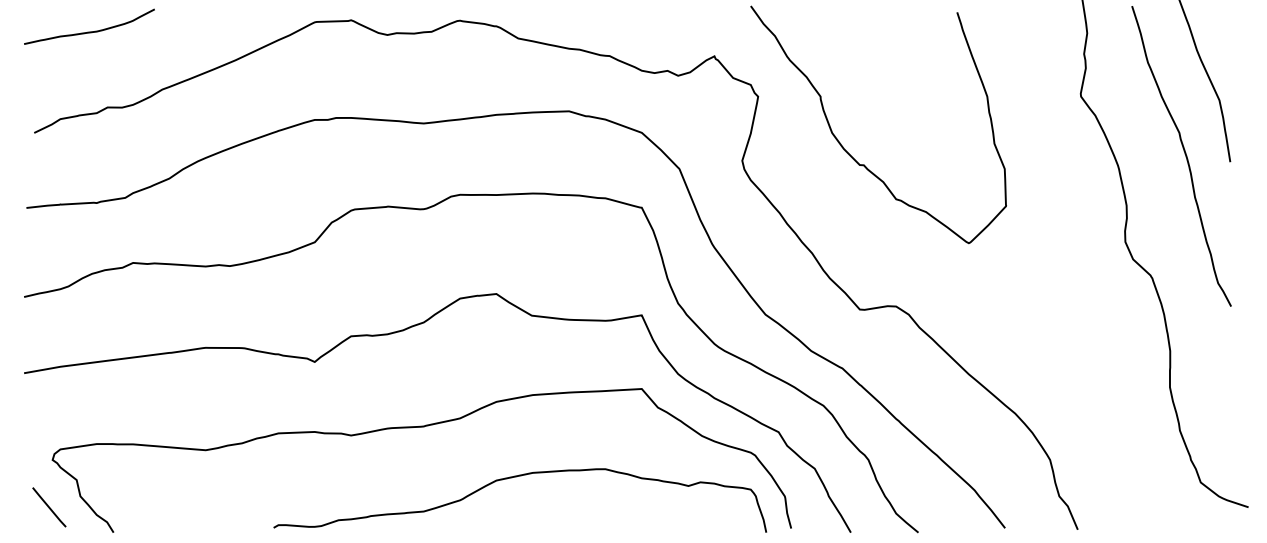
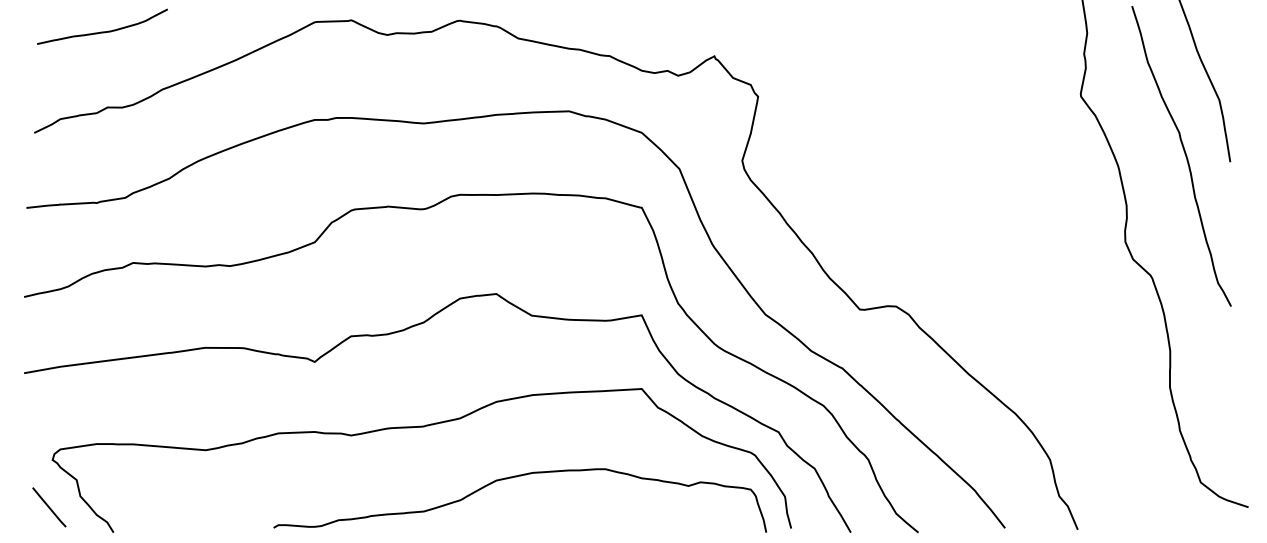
curve position: (89, 31) -> (102, 31) (102, 31)
curve: present -> none (849, 153)
